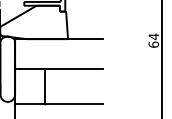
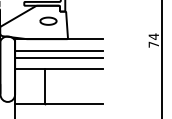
part: none -> present (48, 20)
text: 64 -> 74 (153, 44)
line: none -> present (59, 50)
line: none -> present (59, 57)
